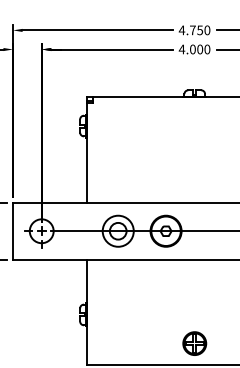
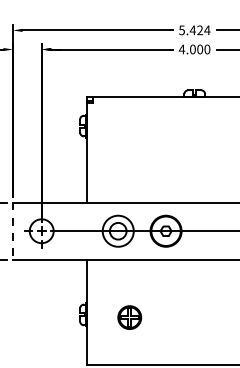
text: 4.750 -> 5.424 (194, 30)
line: solid -> dashed (13, 231)
part position: (194, 343) -> (129, 317) (129, 317)
